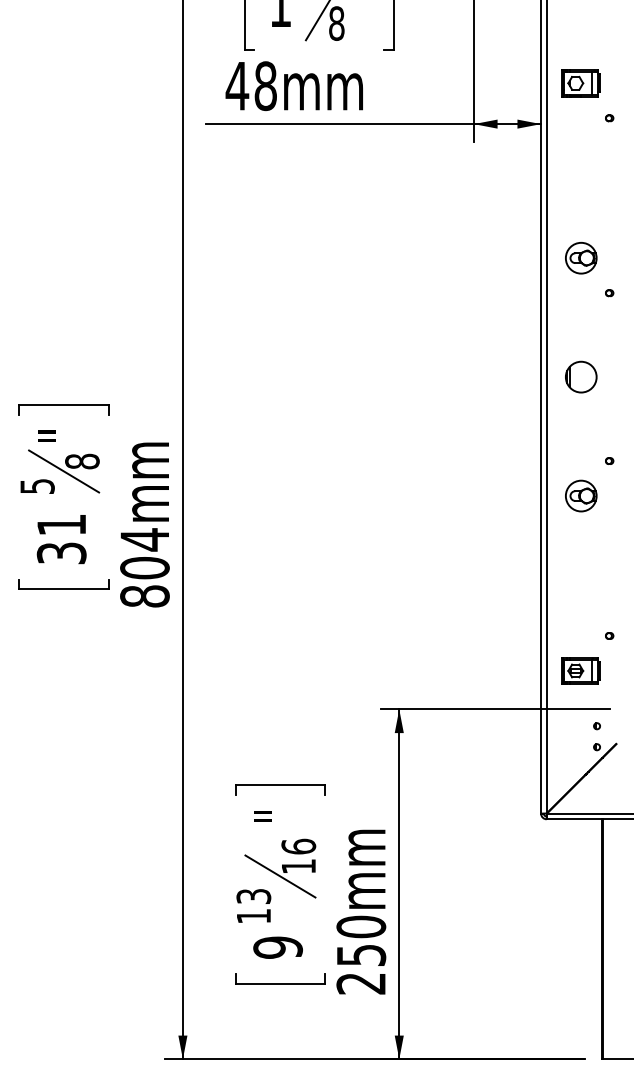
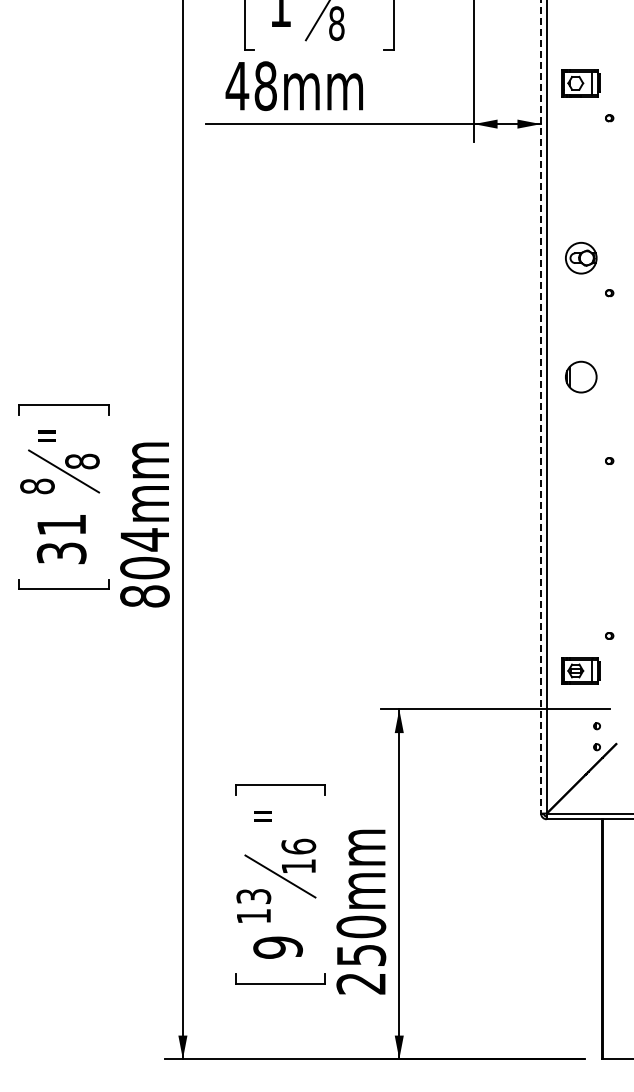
line: solid -> dashed (541, 407)
text: 5 -> 8 (37, 486)
part: present -> none (581, 495)
